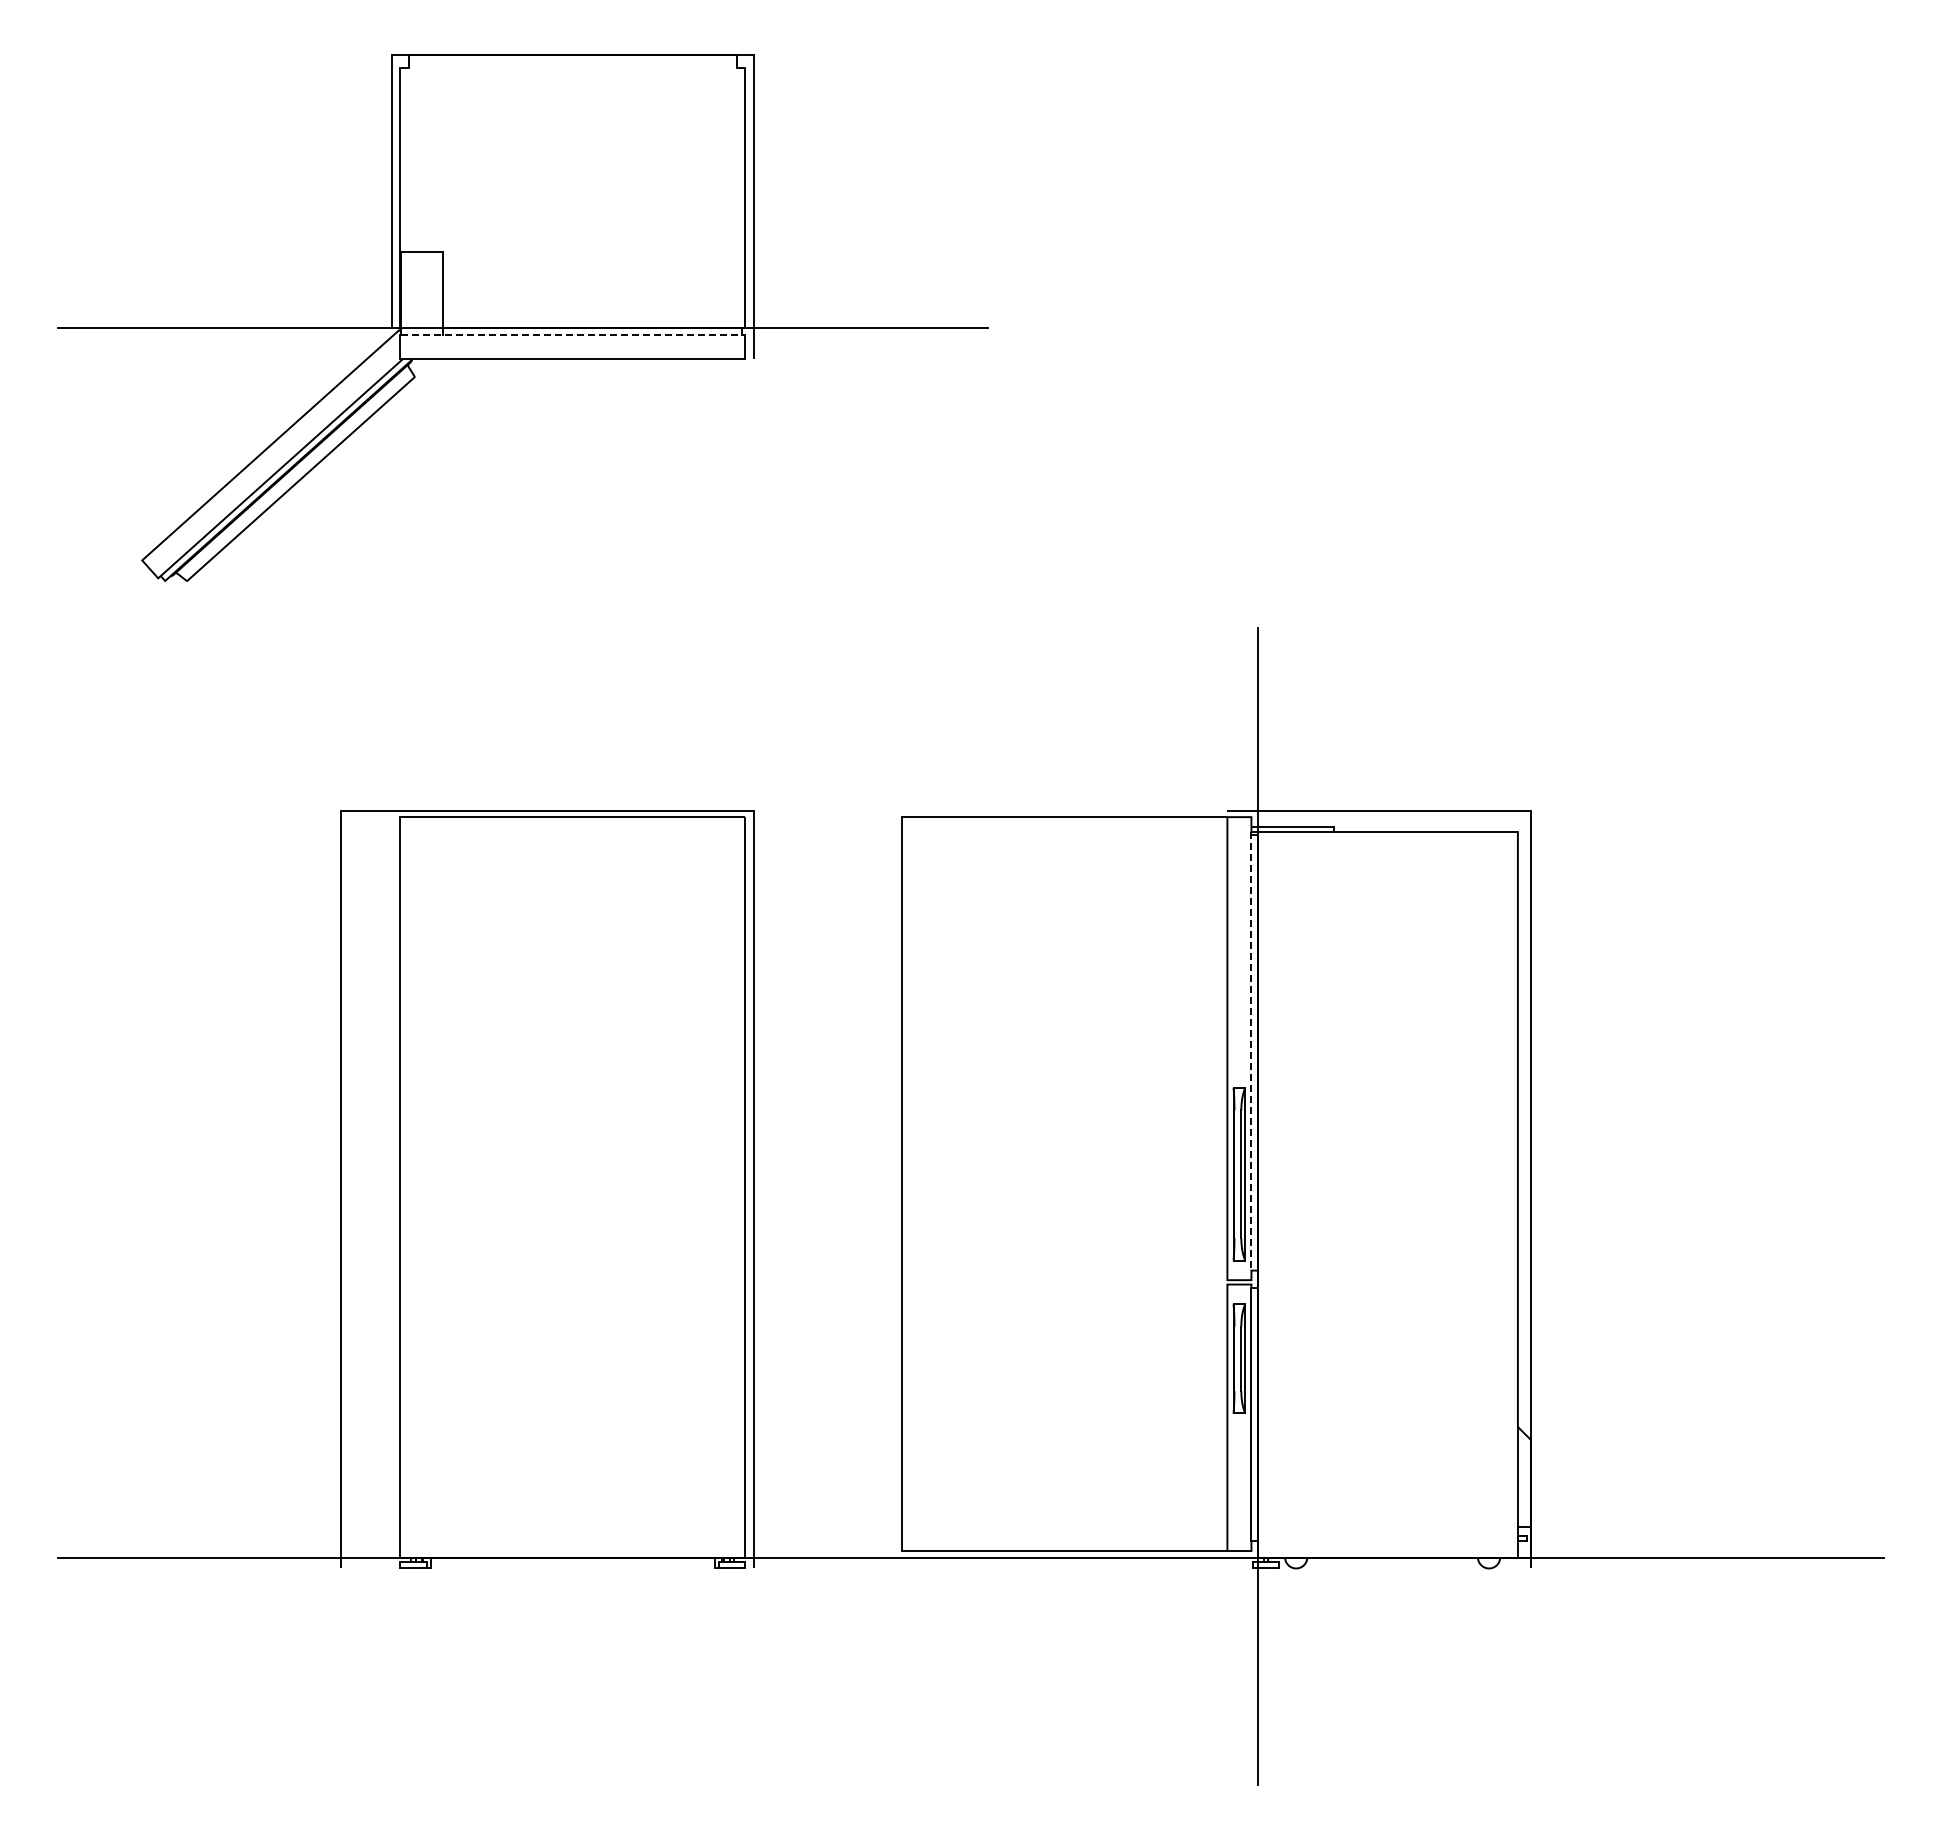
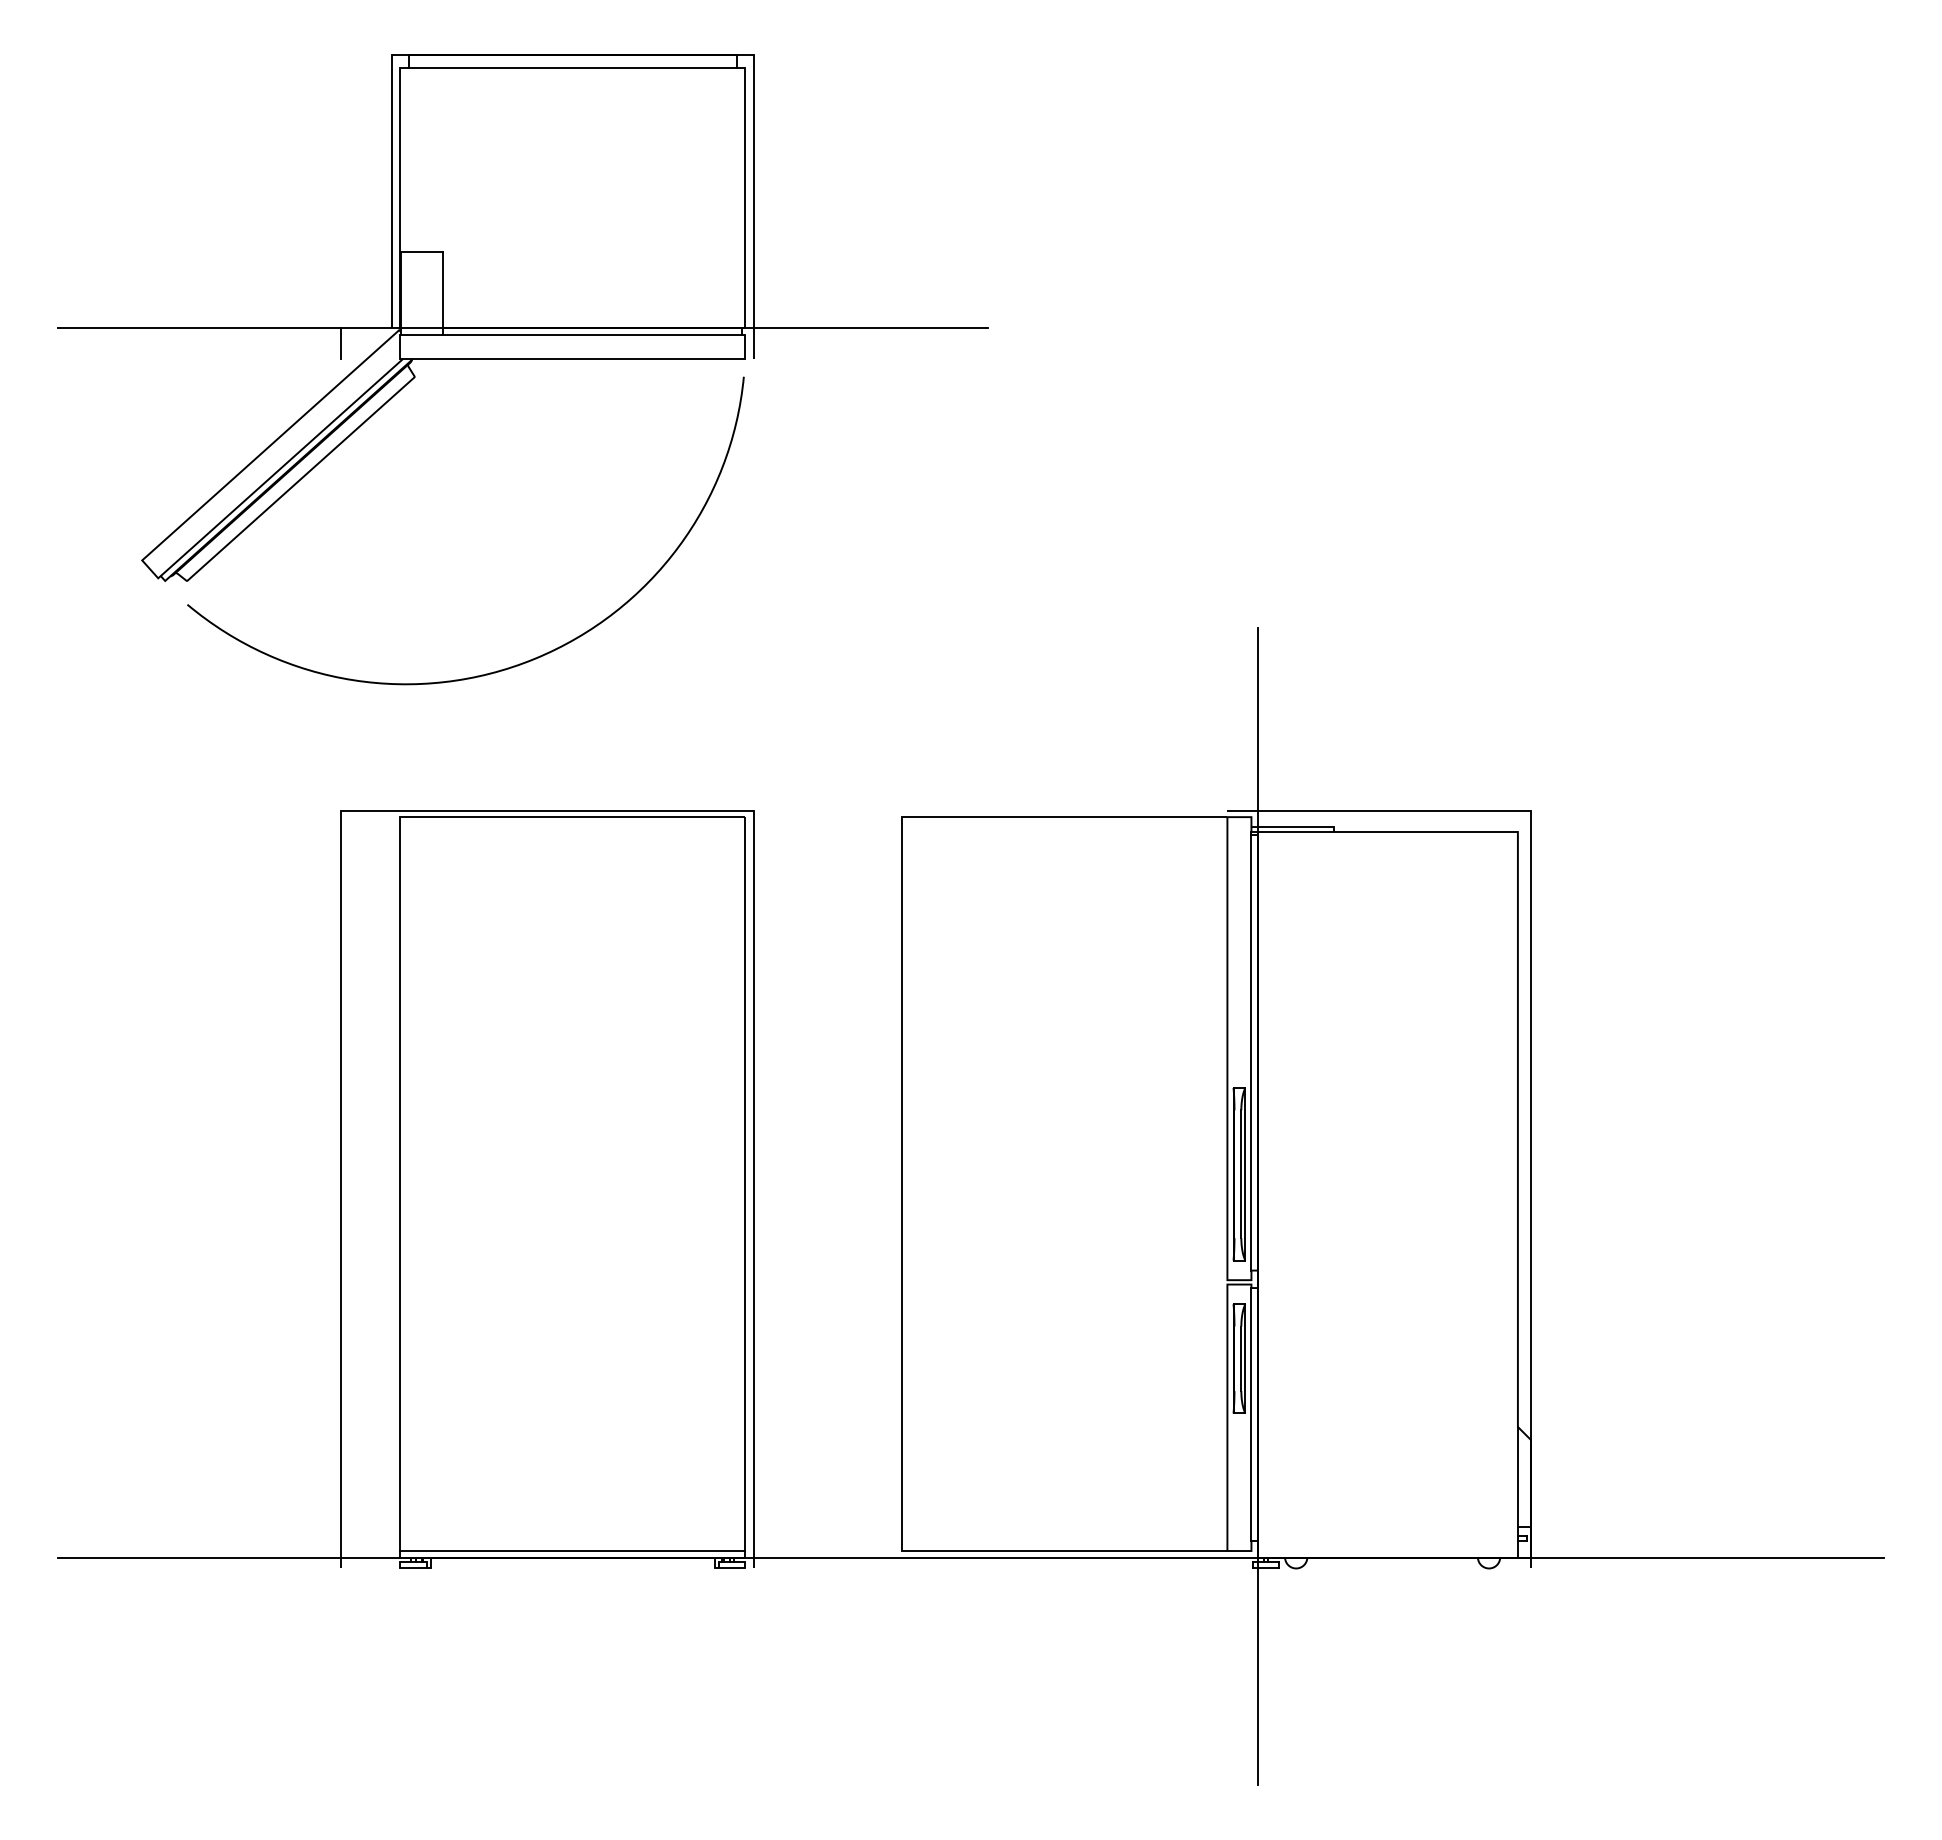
line: none -> present (572, 68)
line: dashed -> solid (571, 334)
line: none -> present (341, 343)
arc: none -> present (510, 666)
line: dashed -> solid (1251, 1051)
line: none -> present (572, 1551)
